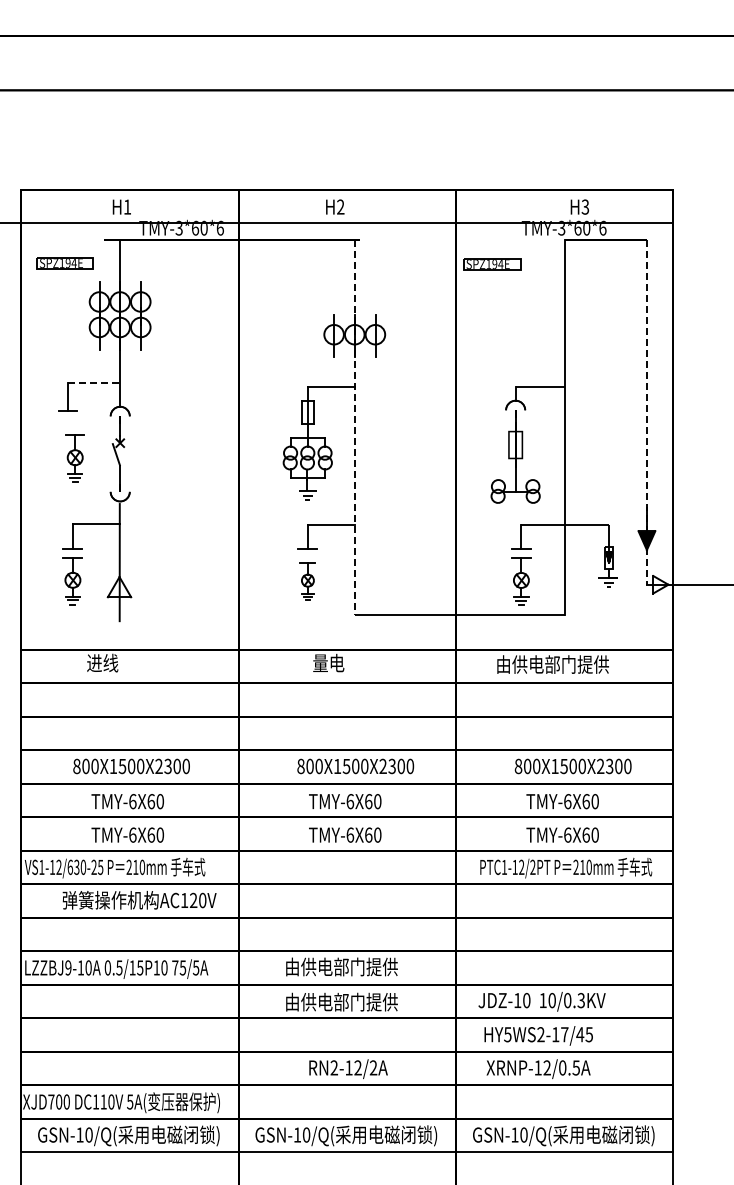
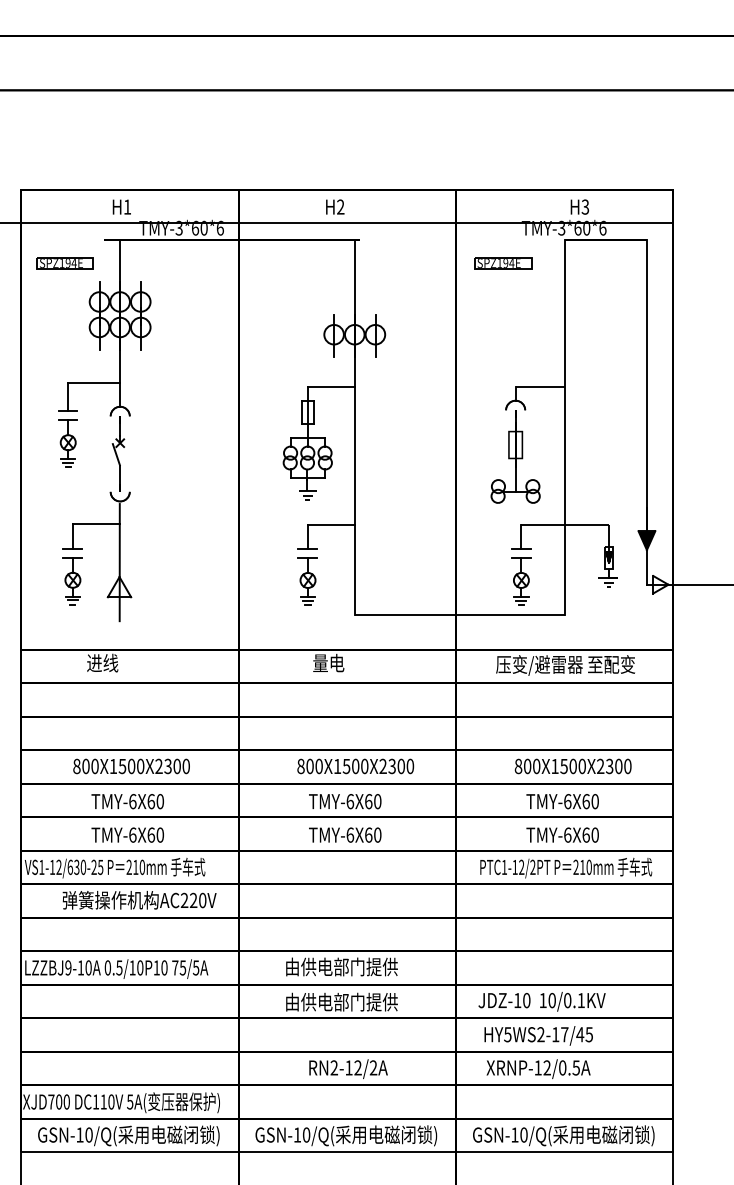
part position: (492, 264) -> (503, 263) (503, 263)
line: dashed -> solid (94, 382)
line: dashed -> solid (646, 413)
line: dashed -> solid (354, 427)
part position: (74, 458) -> (67, 443) (67, 443)
part size: 17x39 px -> 21x49 px (307, 581)
text: 由供电部门提供 -> 压变/避雷器 至配变 (565, 665)
text: AC120V -> AC220V (184, 899)
text: 0.5/15P10 -> 0.5/10P10 (140, 967)
text: 10/0.3KV -> 10/0.1KV (580, 1000)
